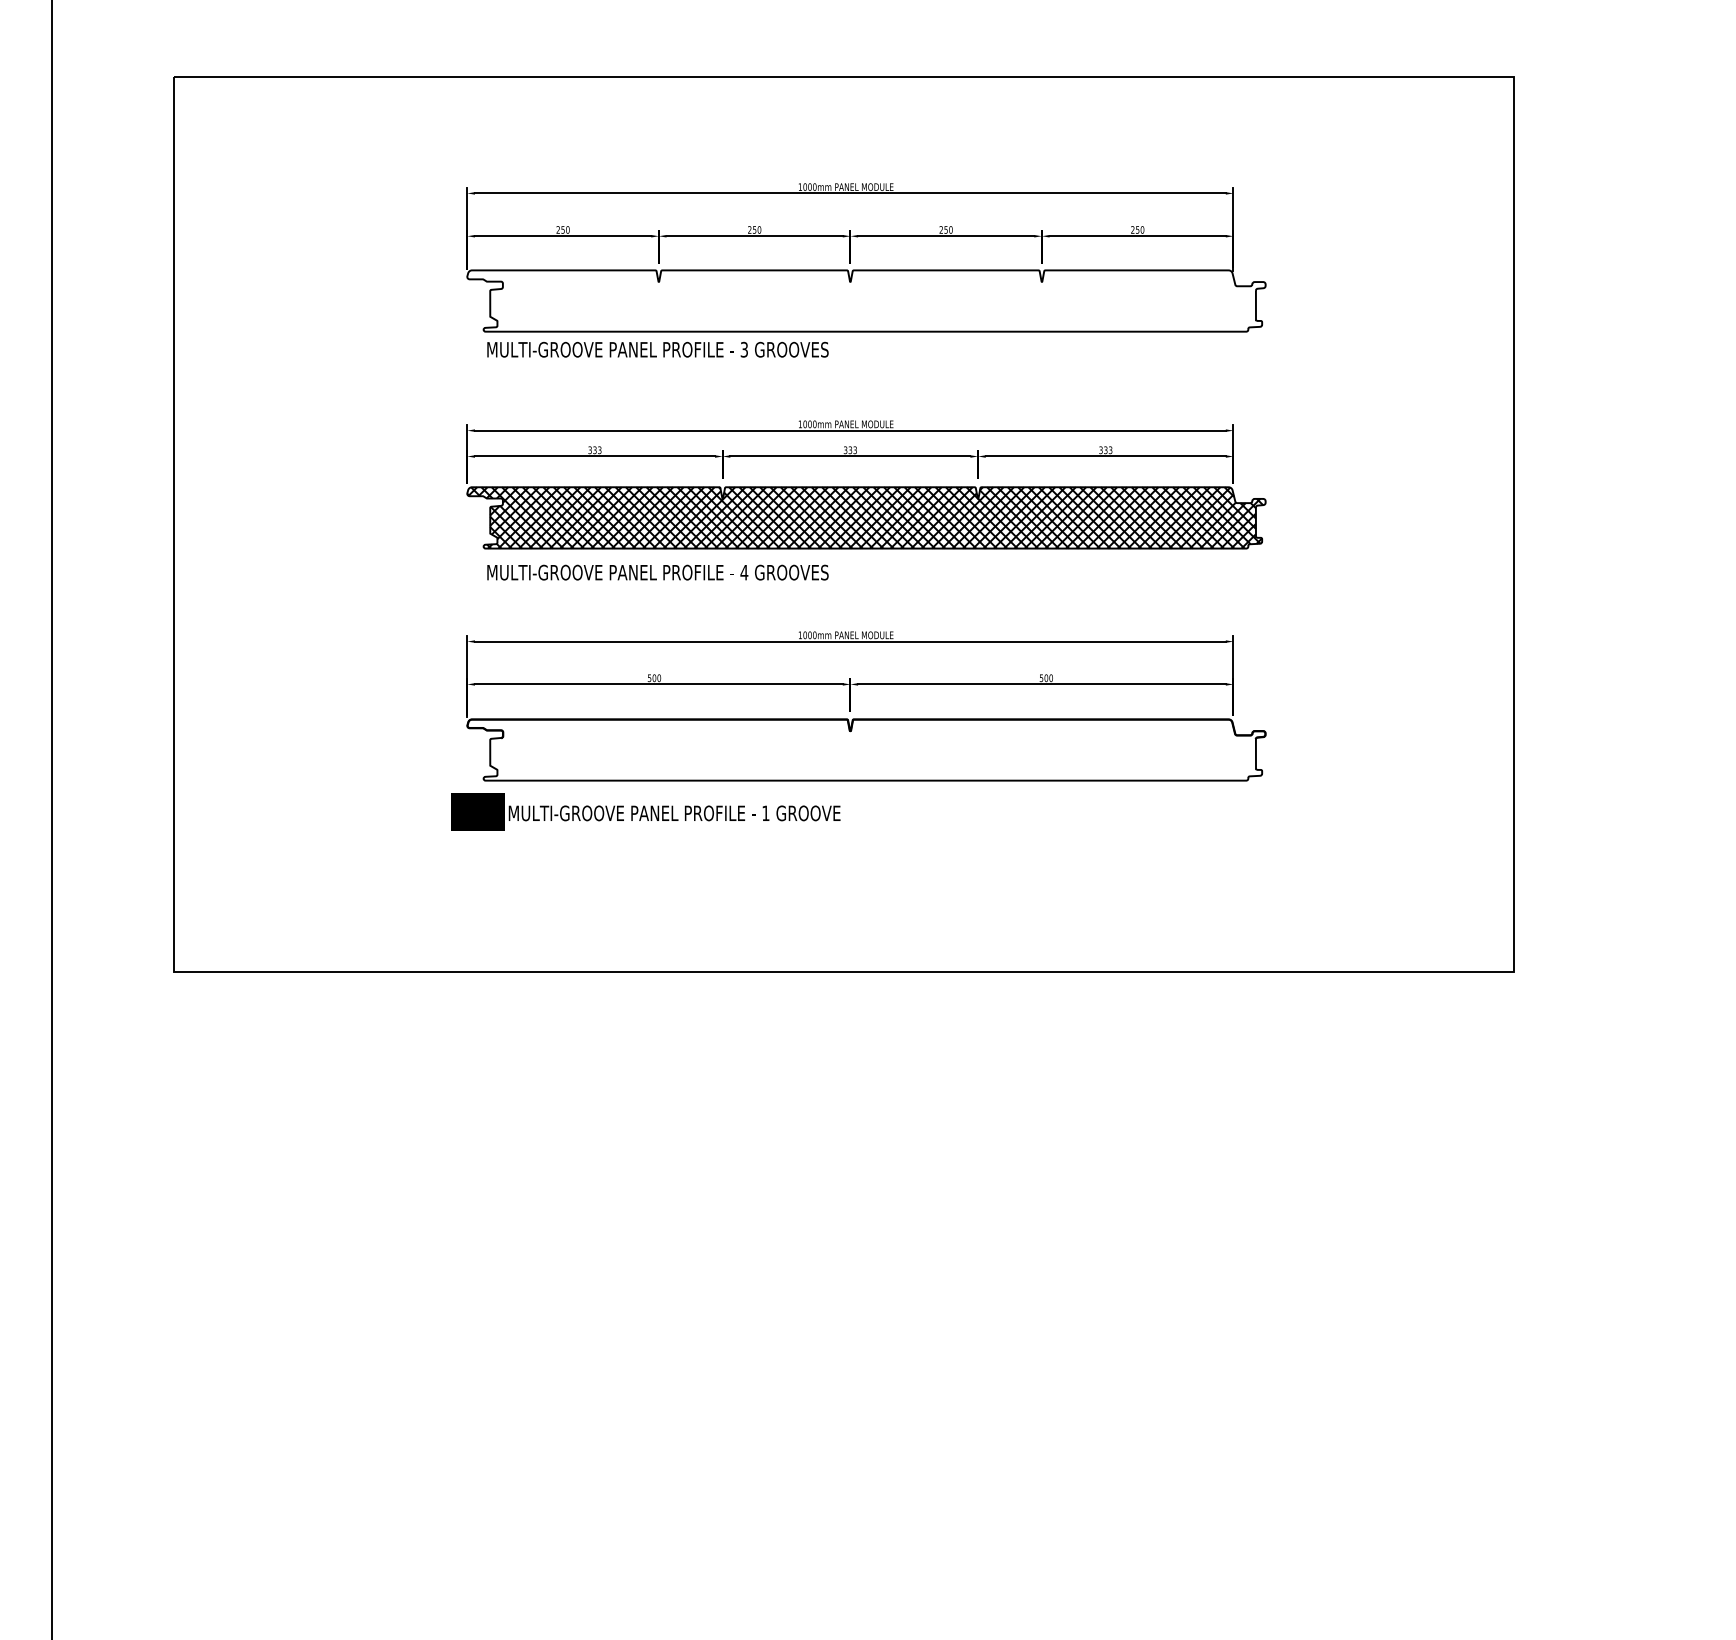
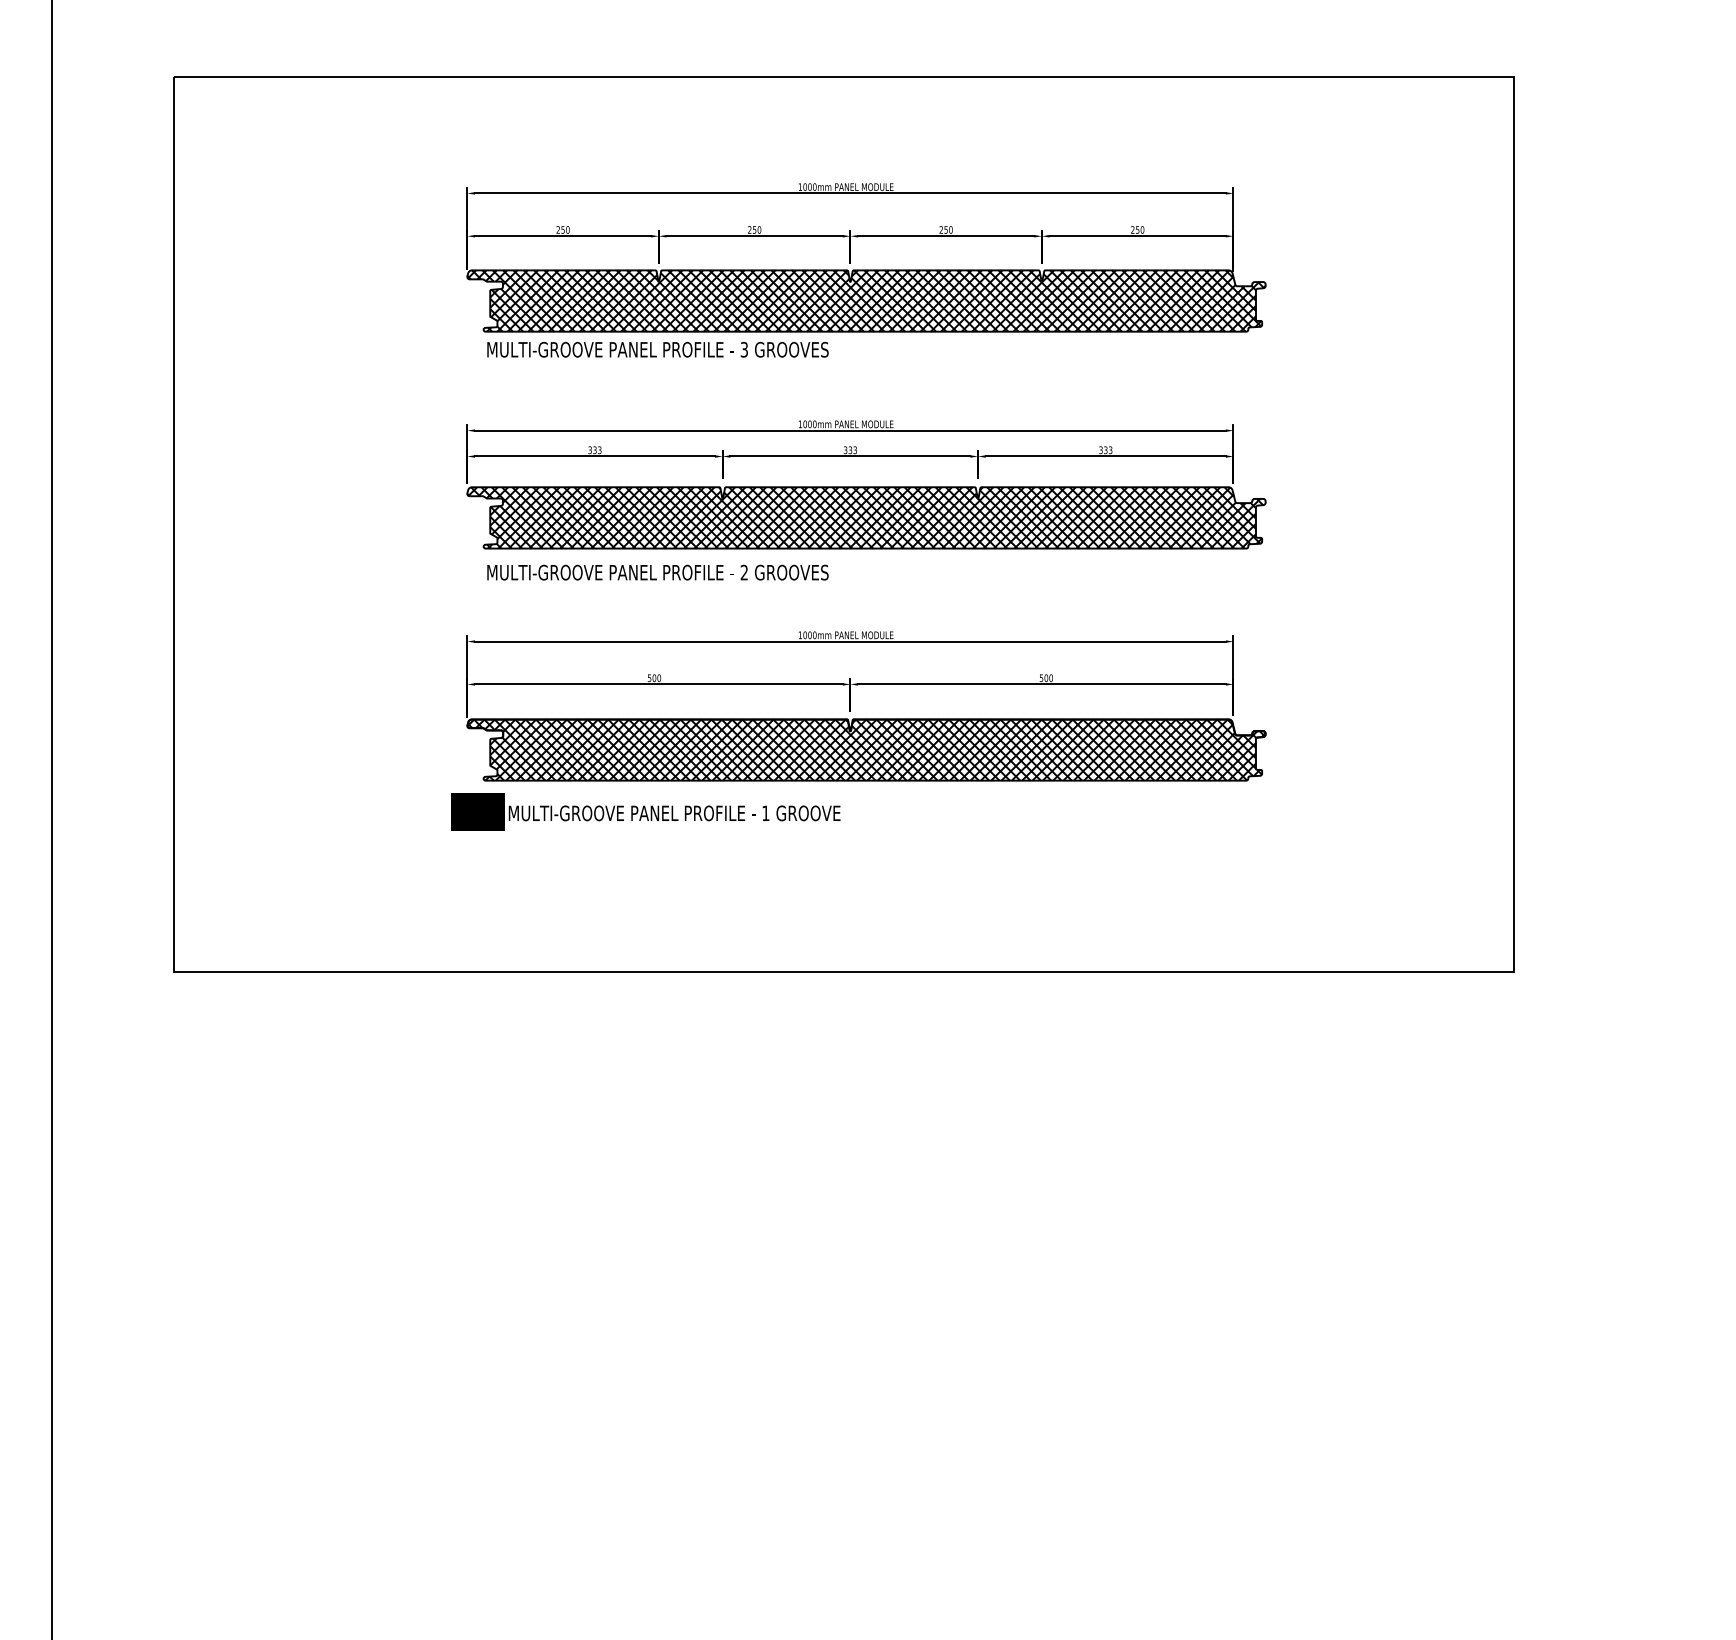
hatch: none -> present (866, 300)
text: 4 -> 2 (744, 572)
hatch: none -> present (866, 749)
